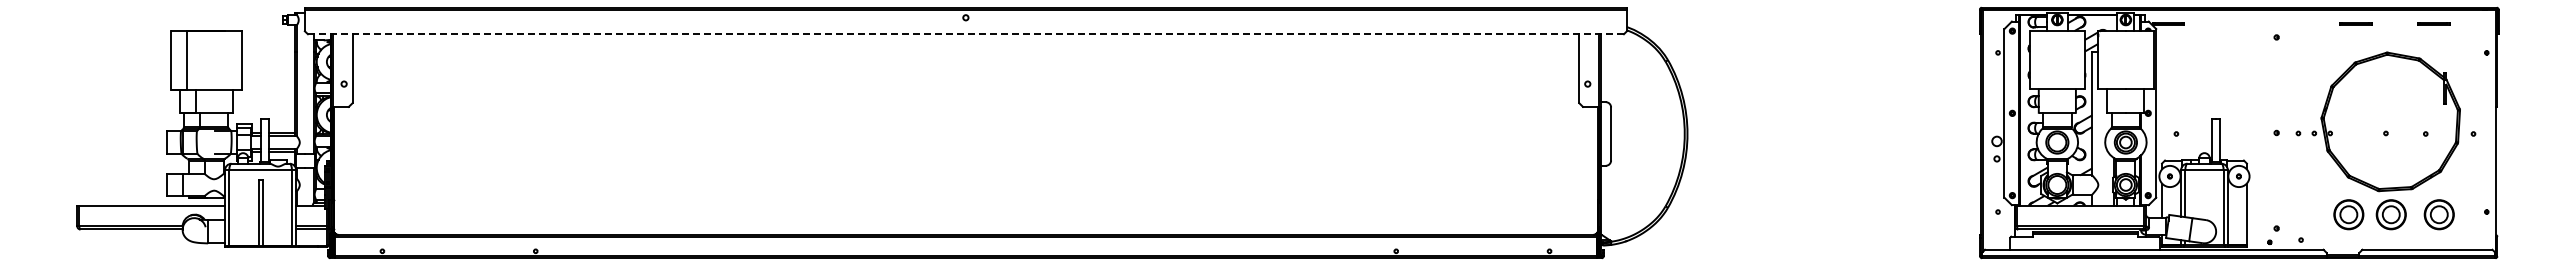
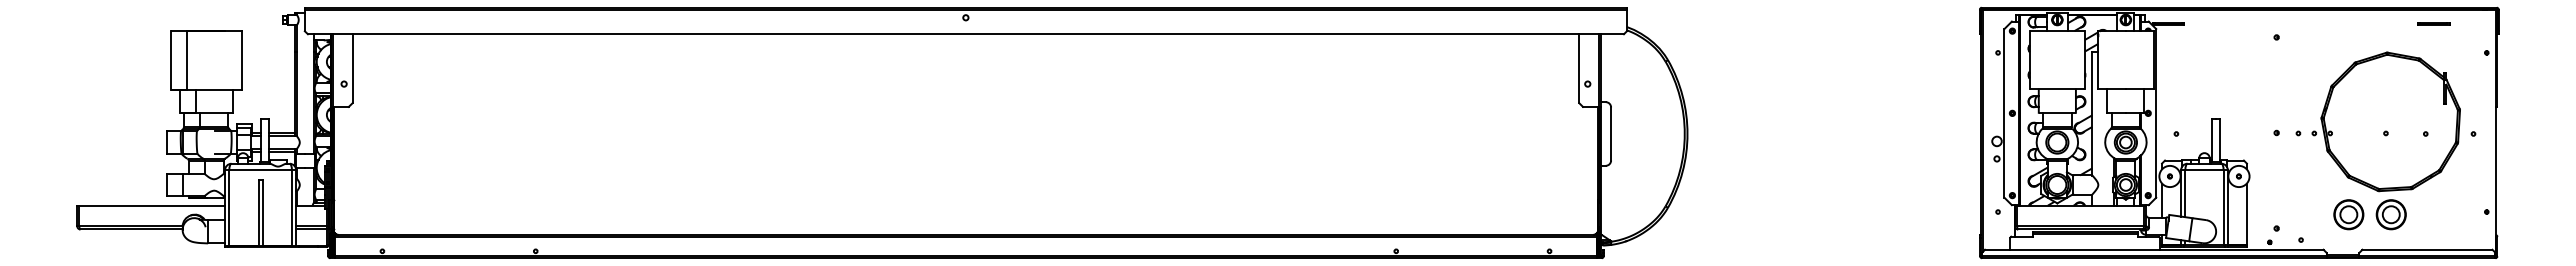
line: present -> none (2355, 23)
line: dashed -> solid (965, 34)
part: present -> none (2438, 214)
